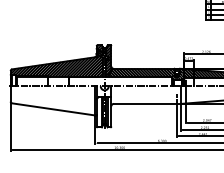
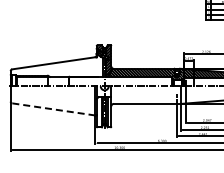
hatch: present -> none (56, 65)
line: solid -> dashed (53, 109)
